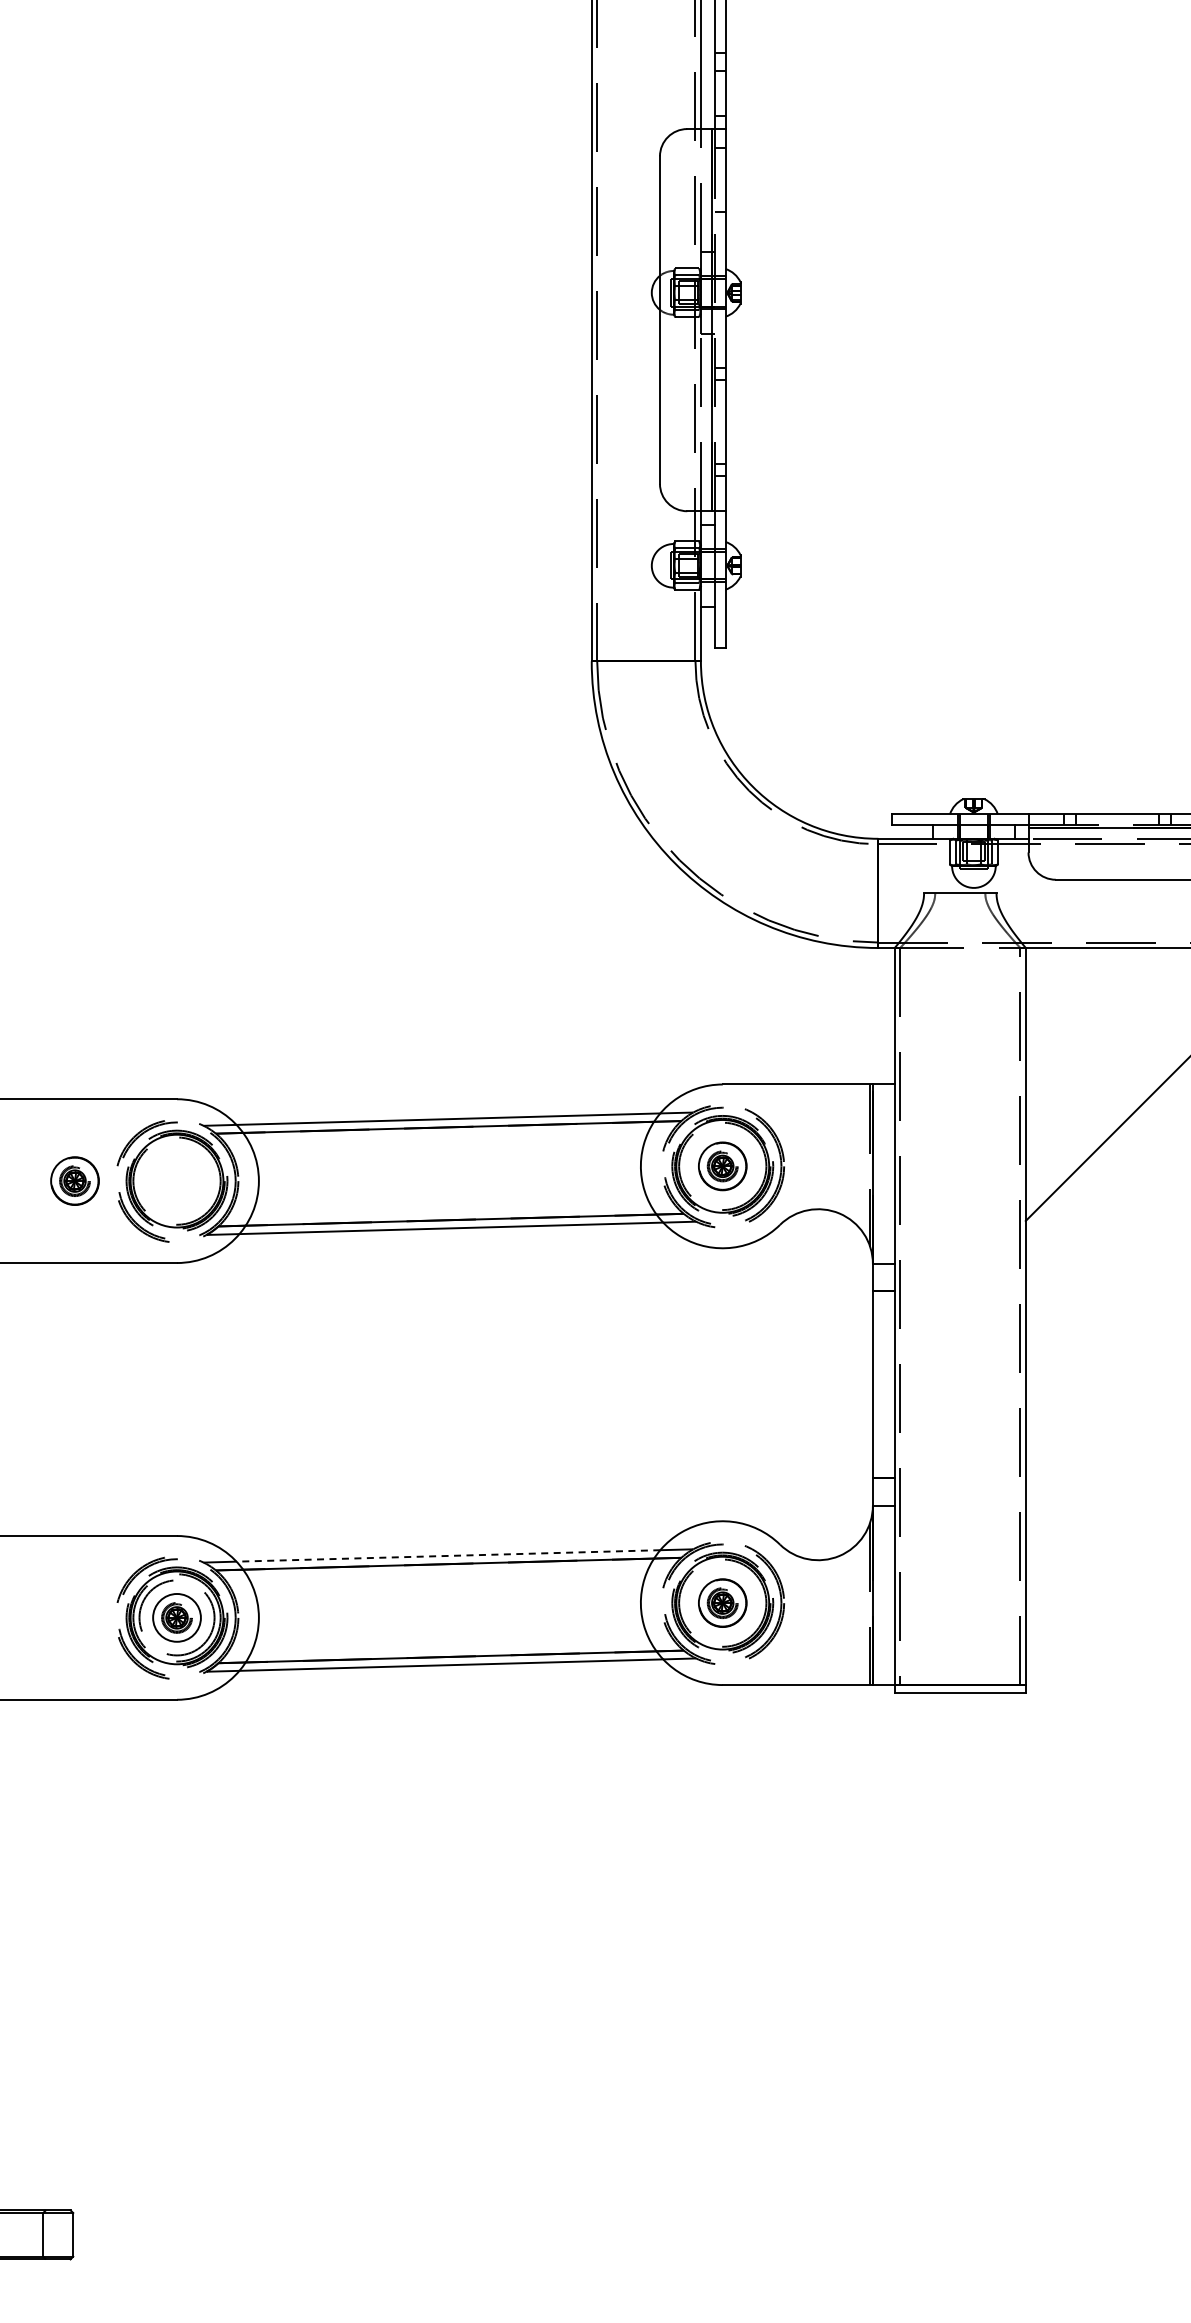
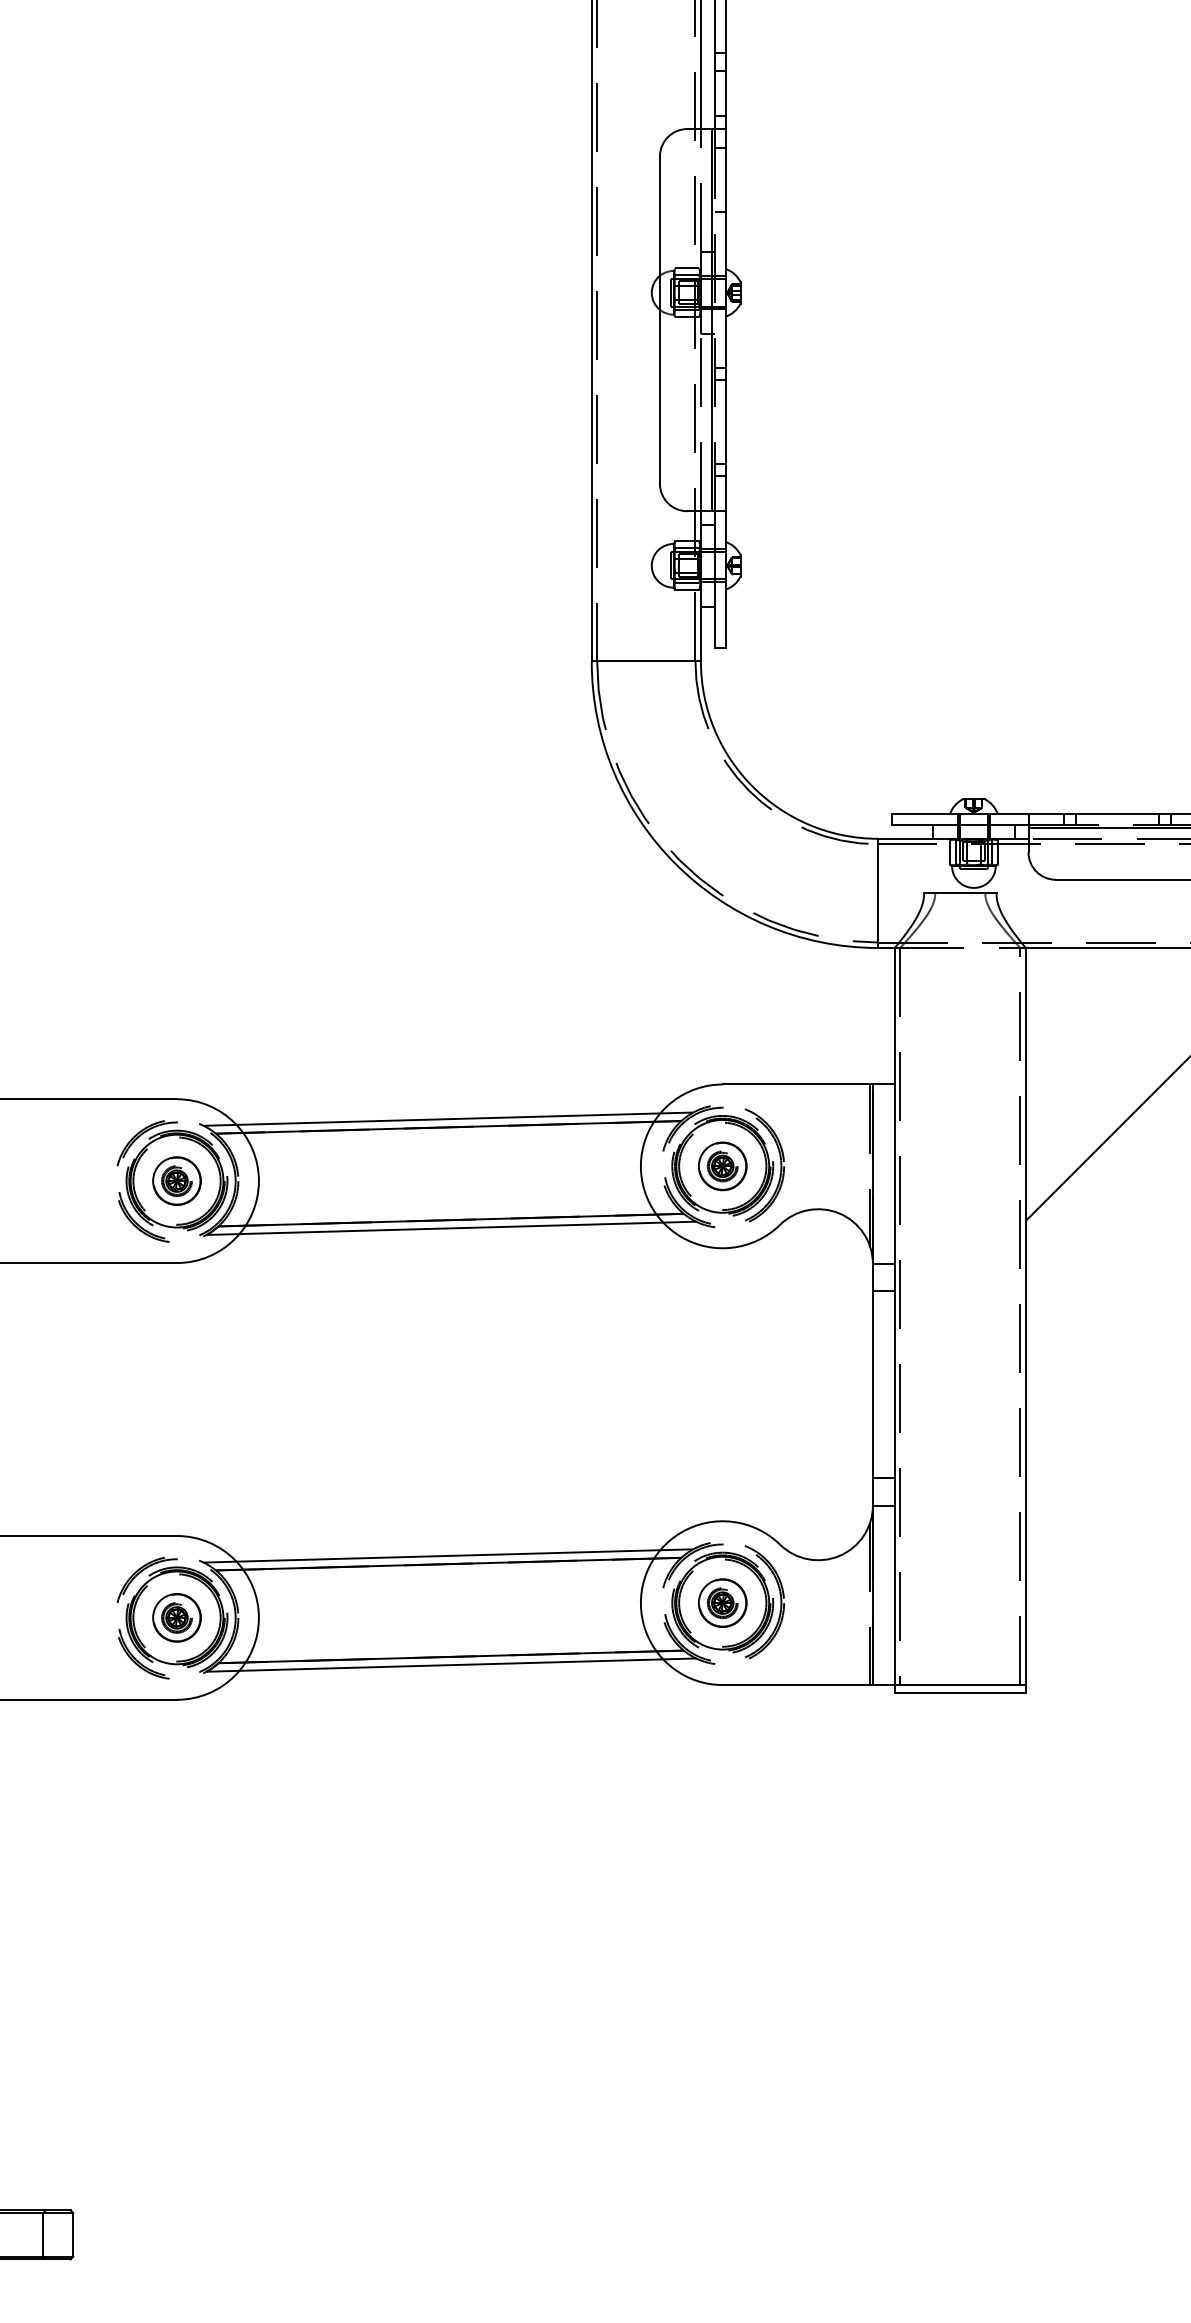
part position: (74, 1180) -> (176, 1180) (176, 1180)
line: dashed -> solid (448, 1555)
circle diameter: 75 px -> 47 px (176, 1617)
